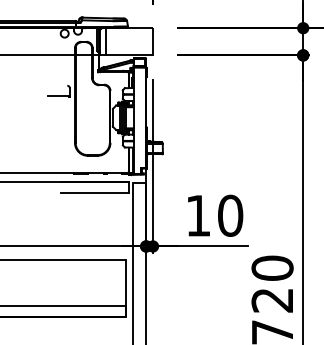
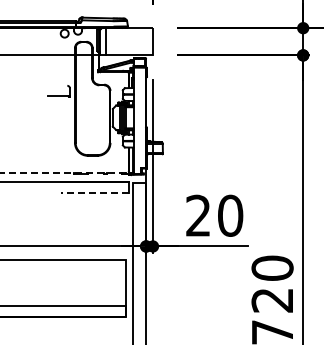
line: solid -> dashed (64, 172)
line: solid -> dashed (94, 192)
text: 10 -> 20 (197, 215)
